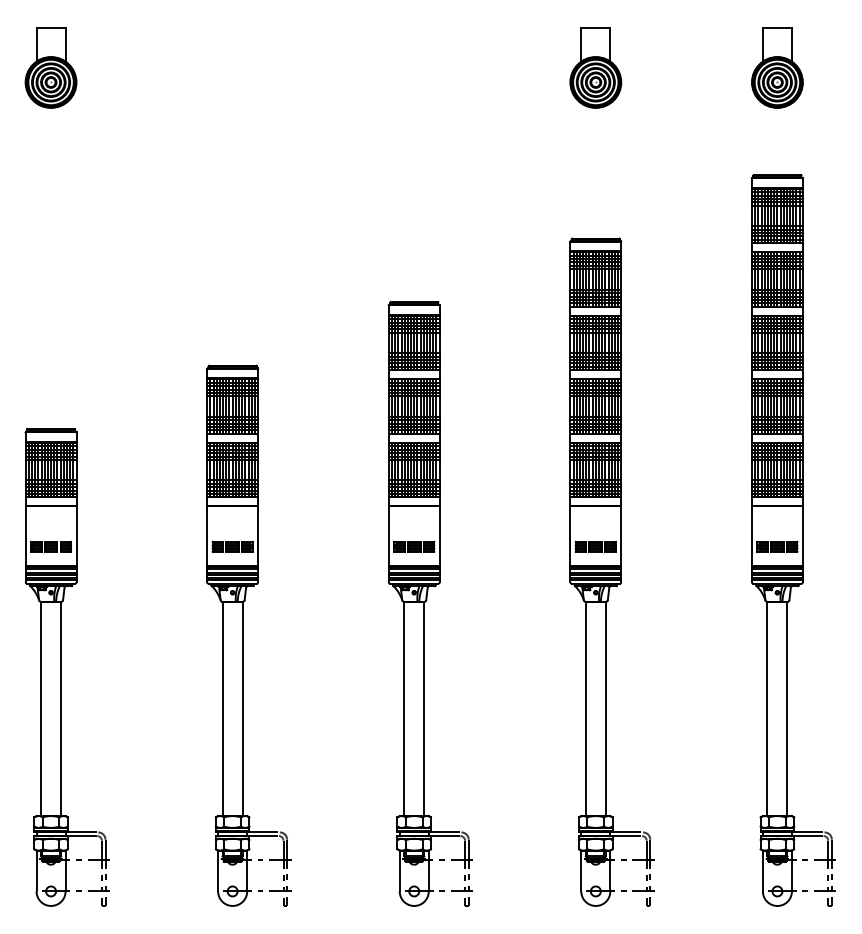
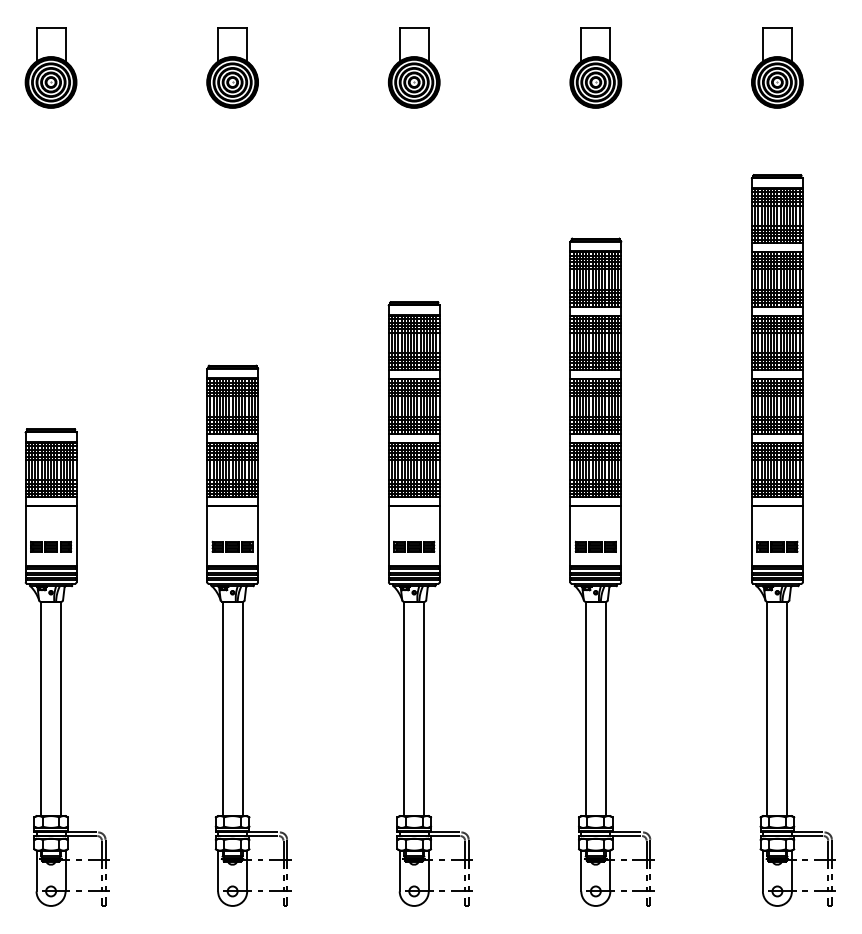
part: none -> present (232, 67)
part: none -> present (413, 67)
